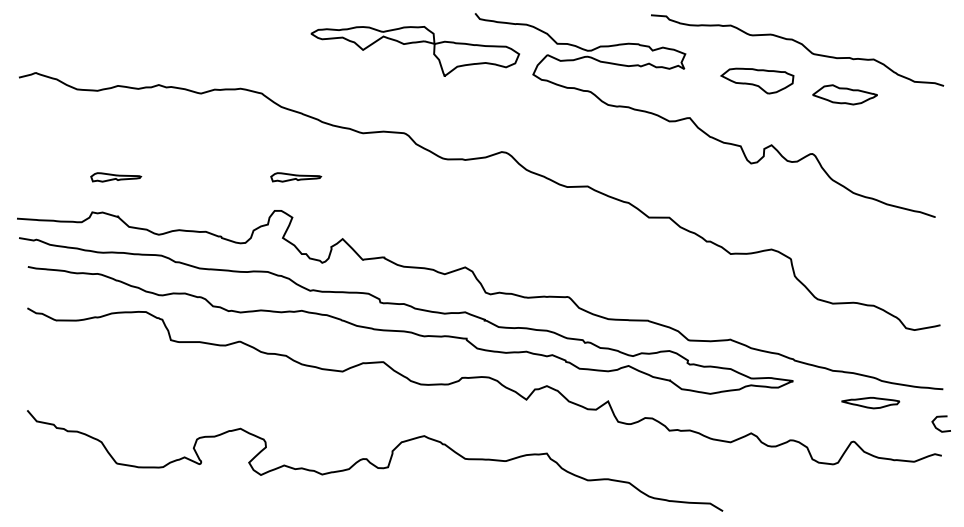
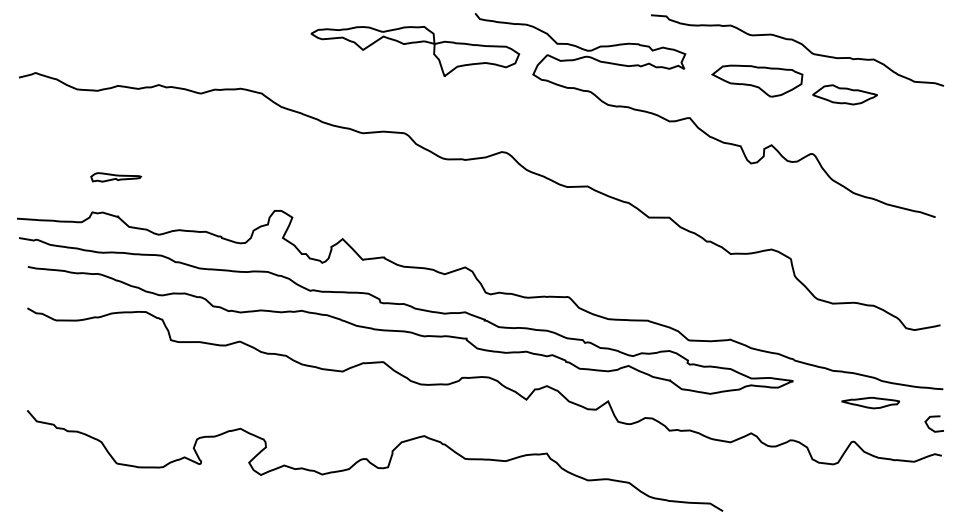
part size: 75x28 px -> 93x34 px (757, 80)
part: present -> none (296, 177)
curve position: (936, 426) -> (929, 426) (929, 426)
